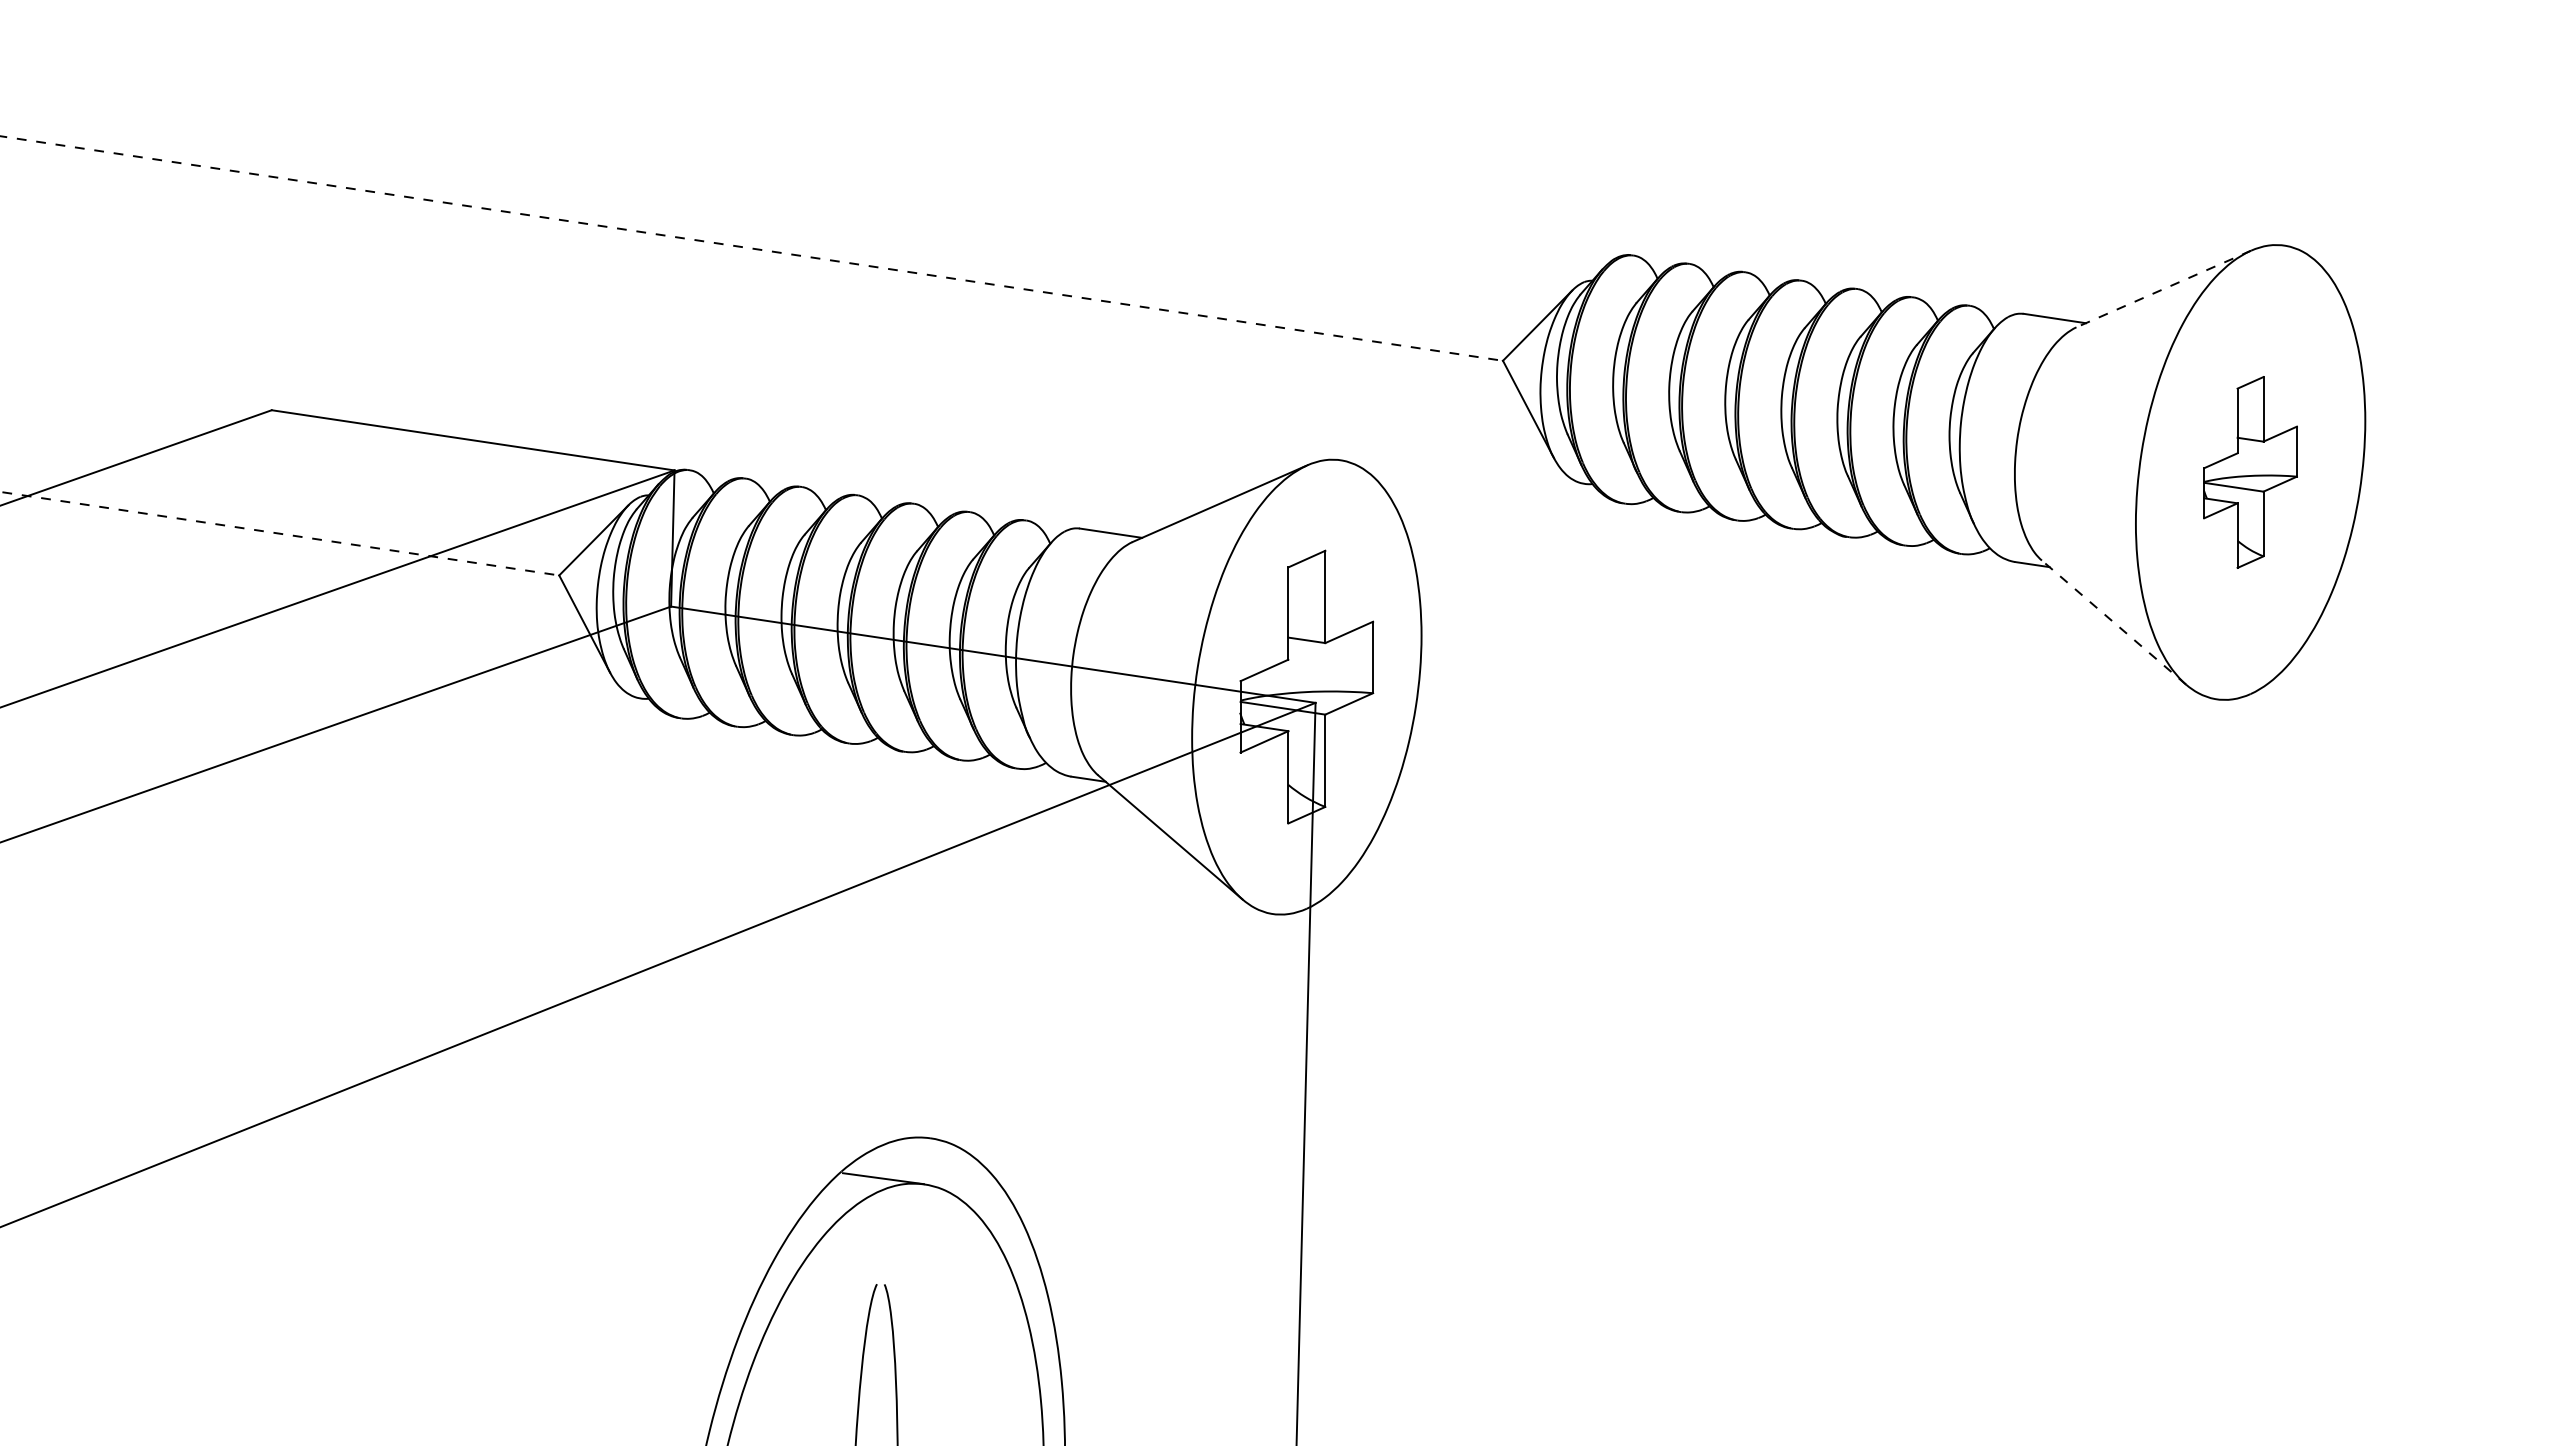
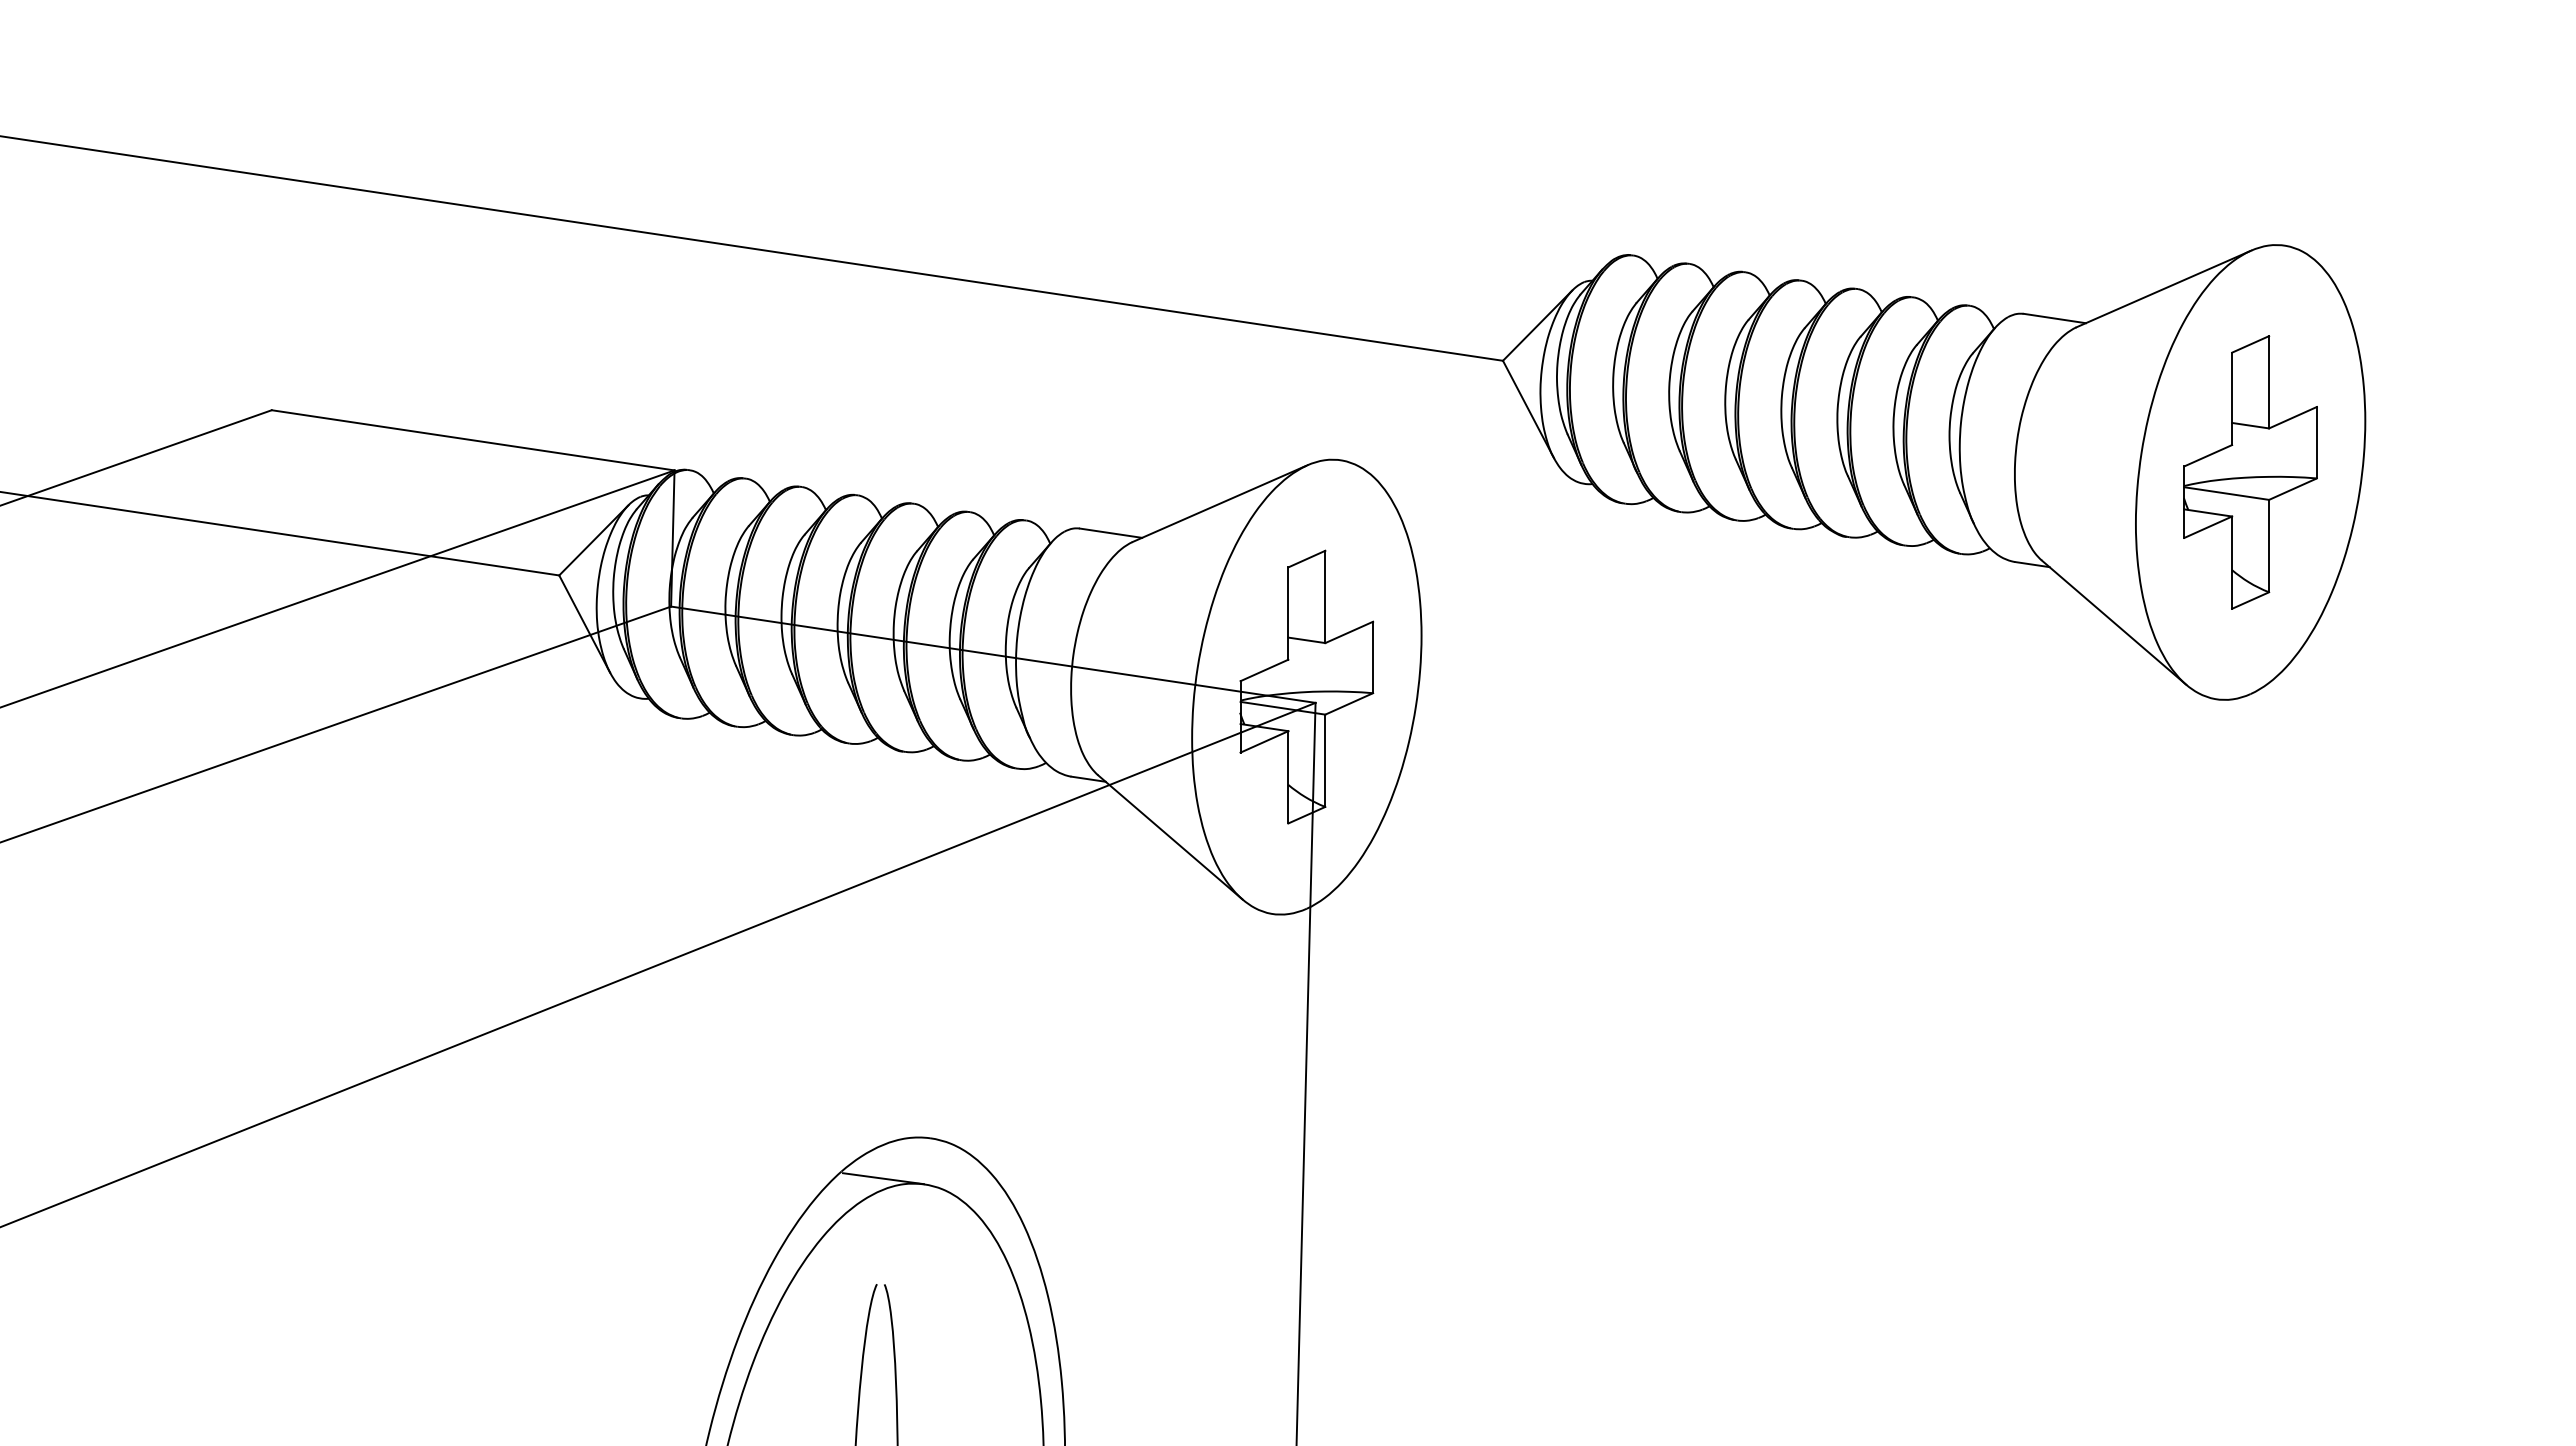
line: dashed -> solid (752, 248)
line: dashed -> solid (2163, 289)
part size: 95x193 px -> 135x275 px (2250, 472)
line: dashed -> solid (280, 533)
line: dashed -> solid (2113, 622)
